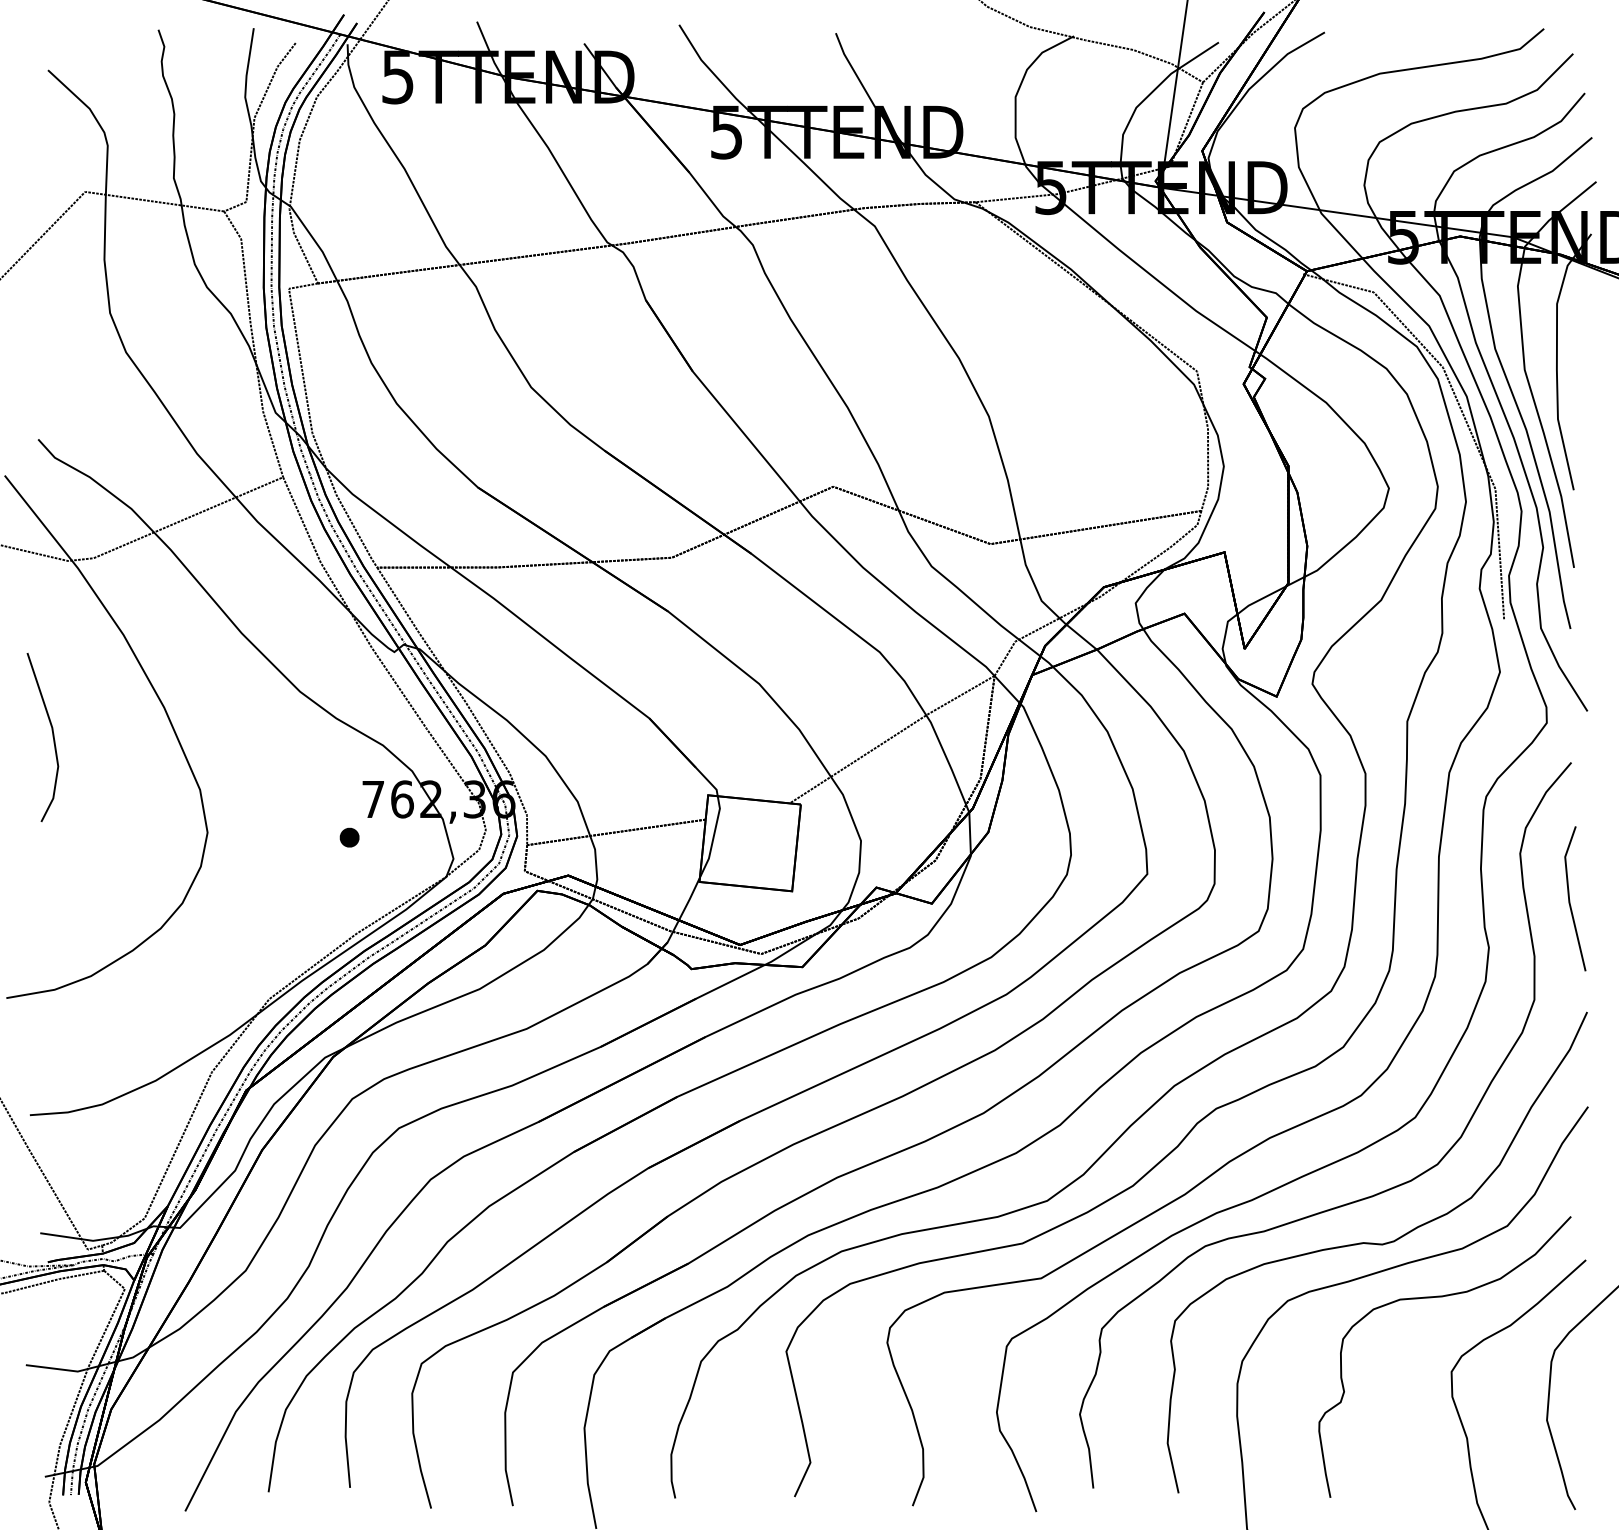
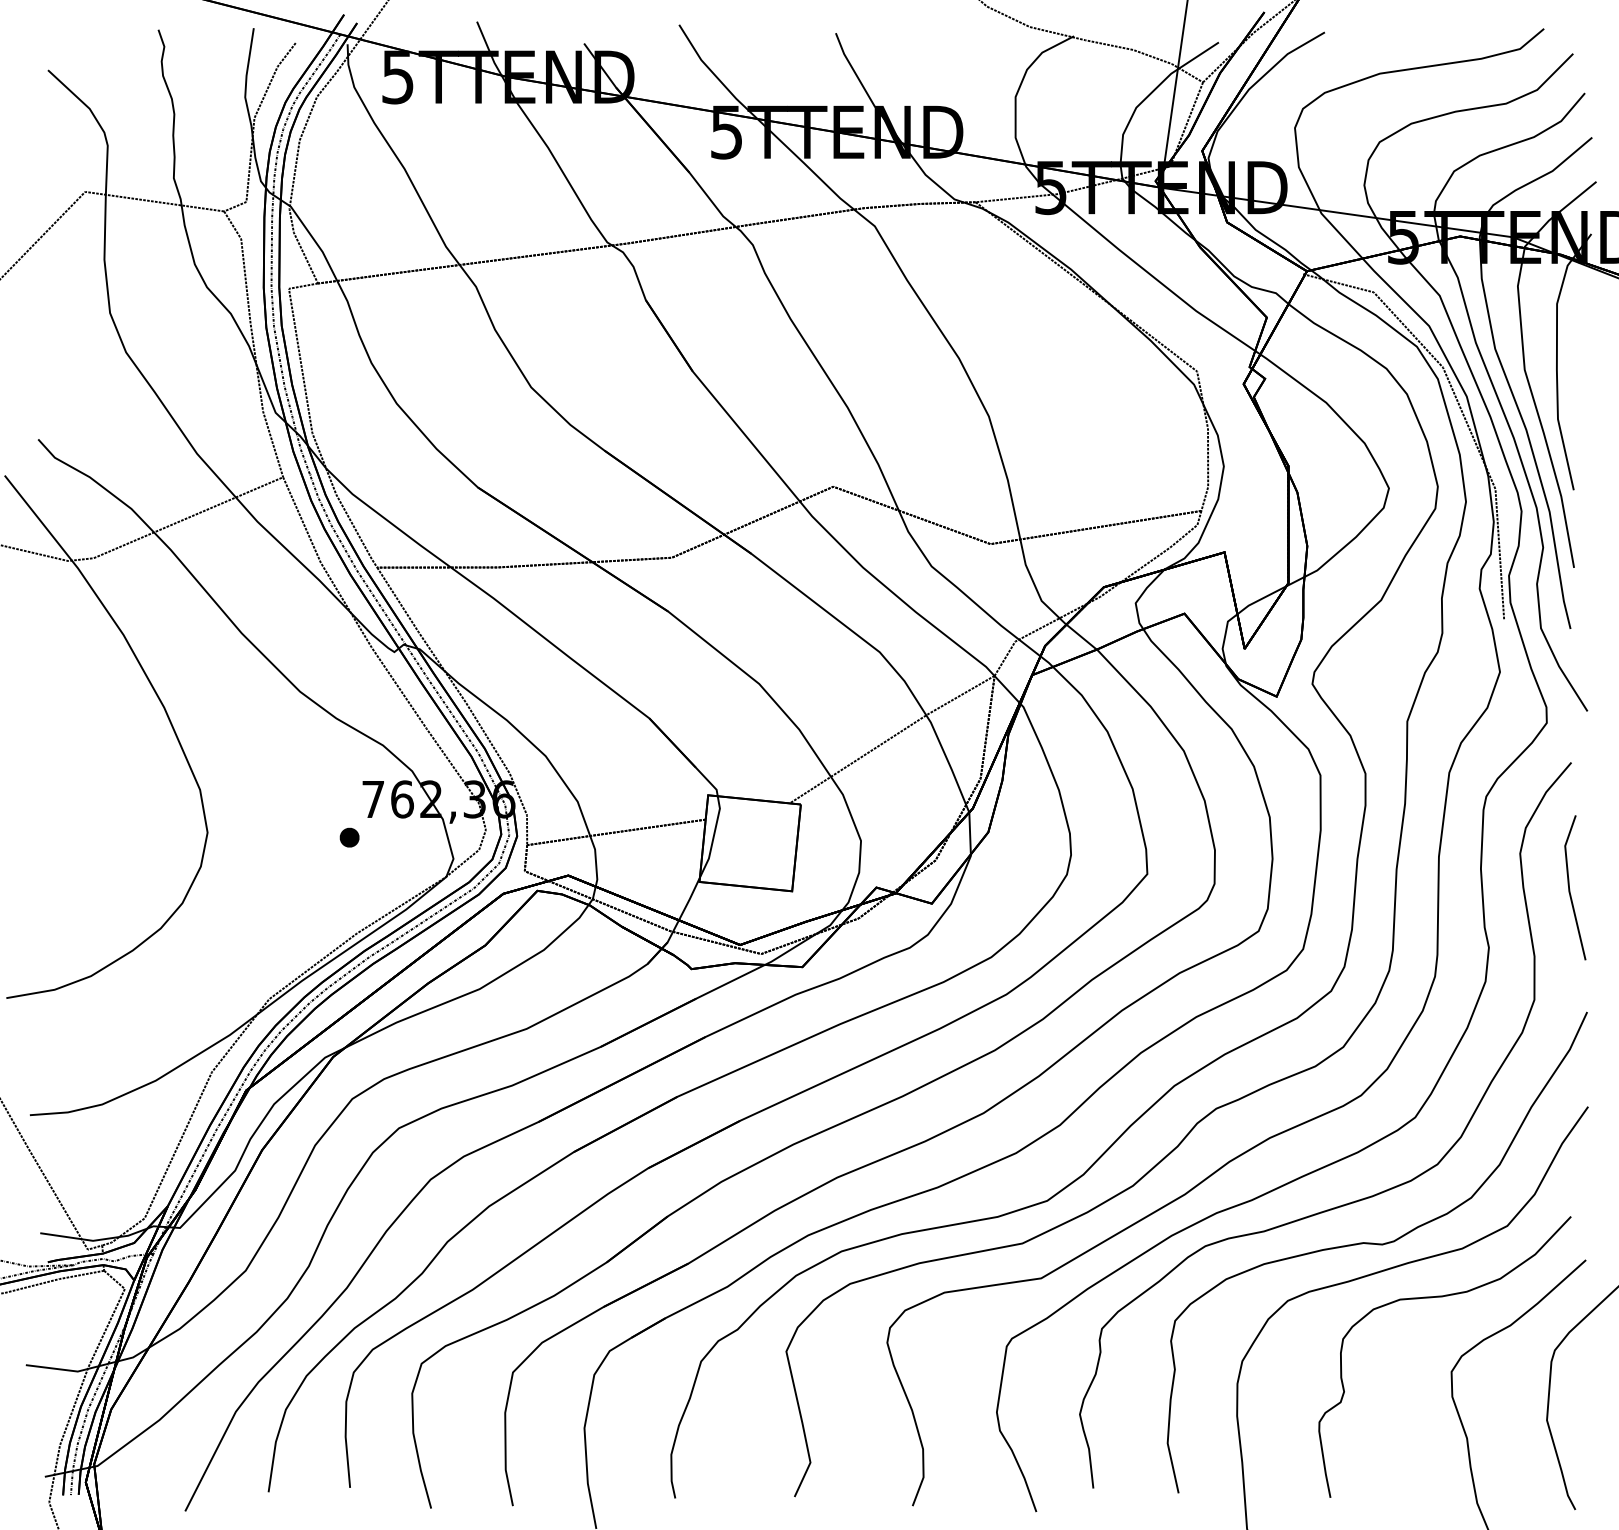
line: present -> none (52, 737)
line position: (1570, 900) -> (1570, 889) (1570, 889)
